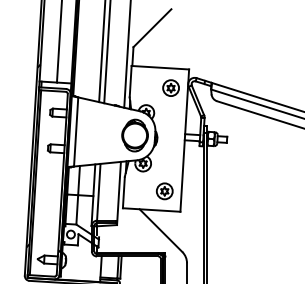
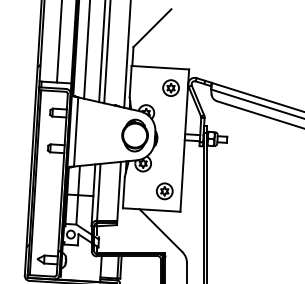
line: none -> present (86, 50)
